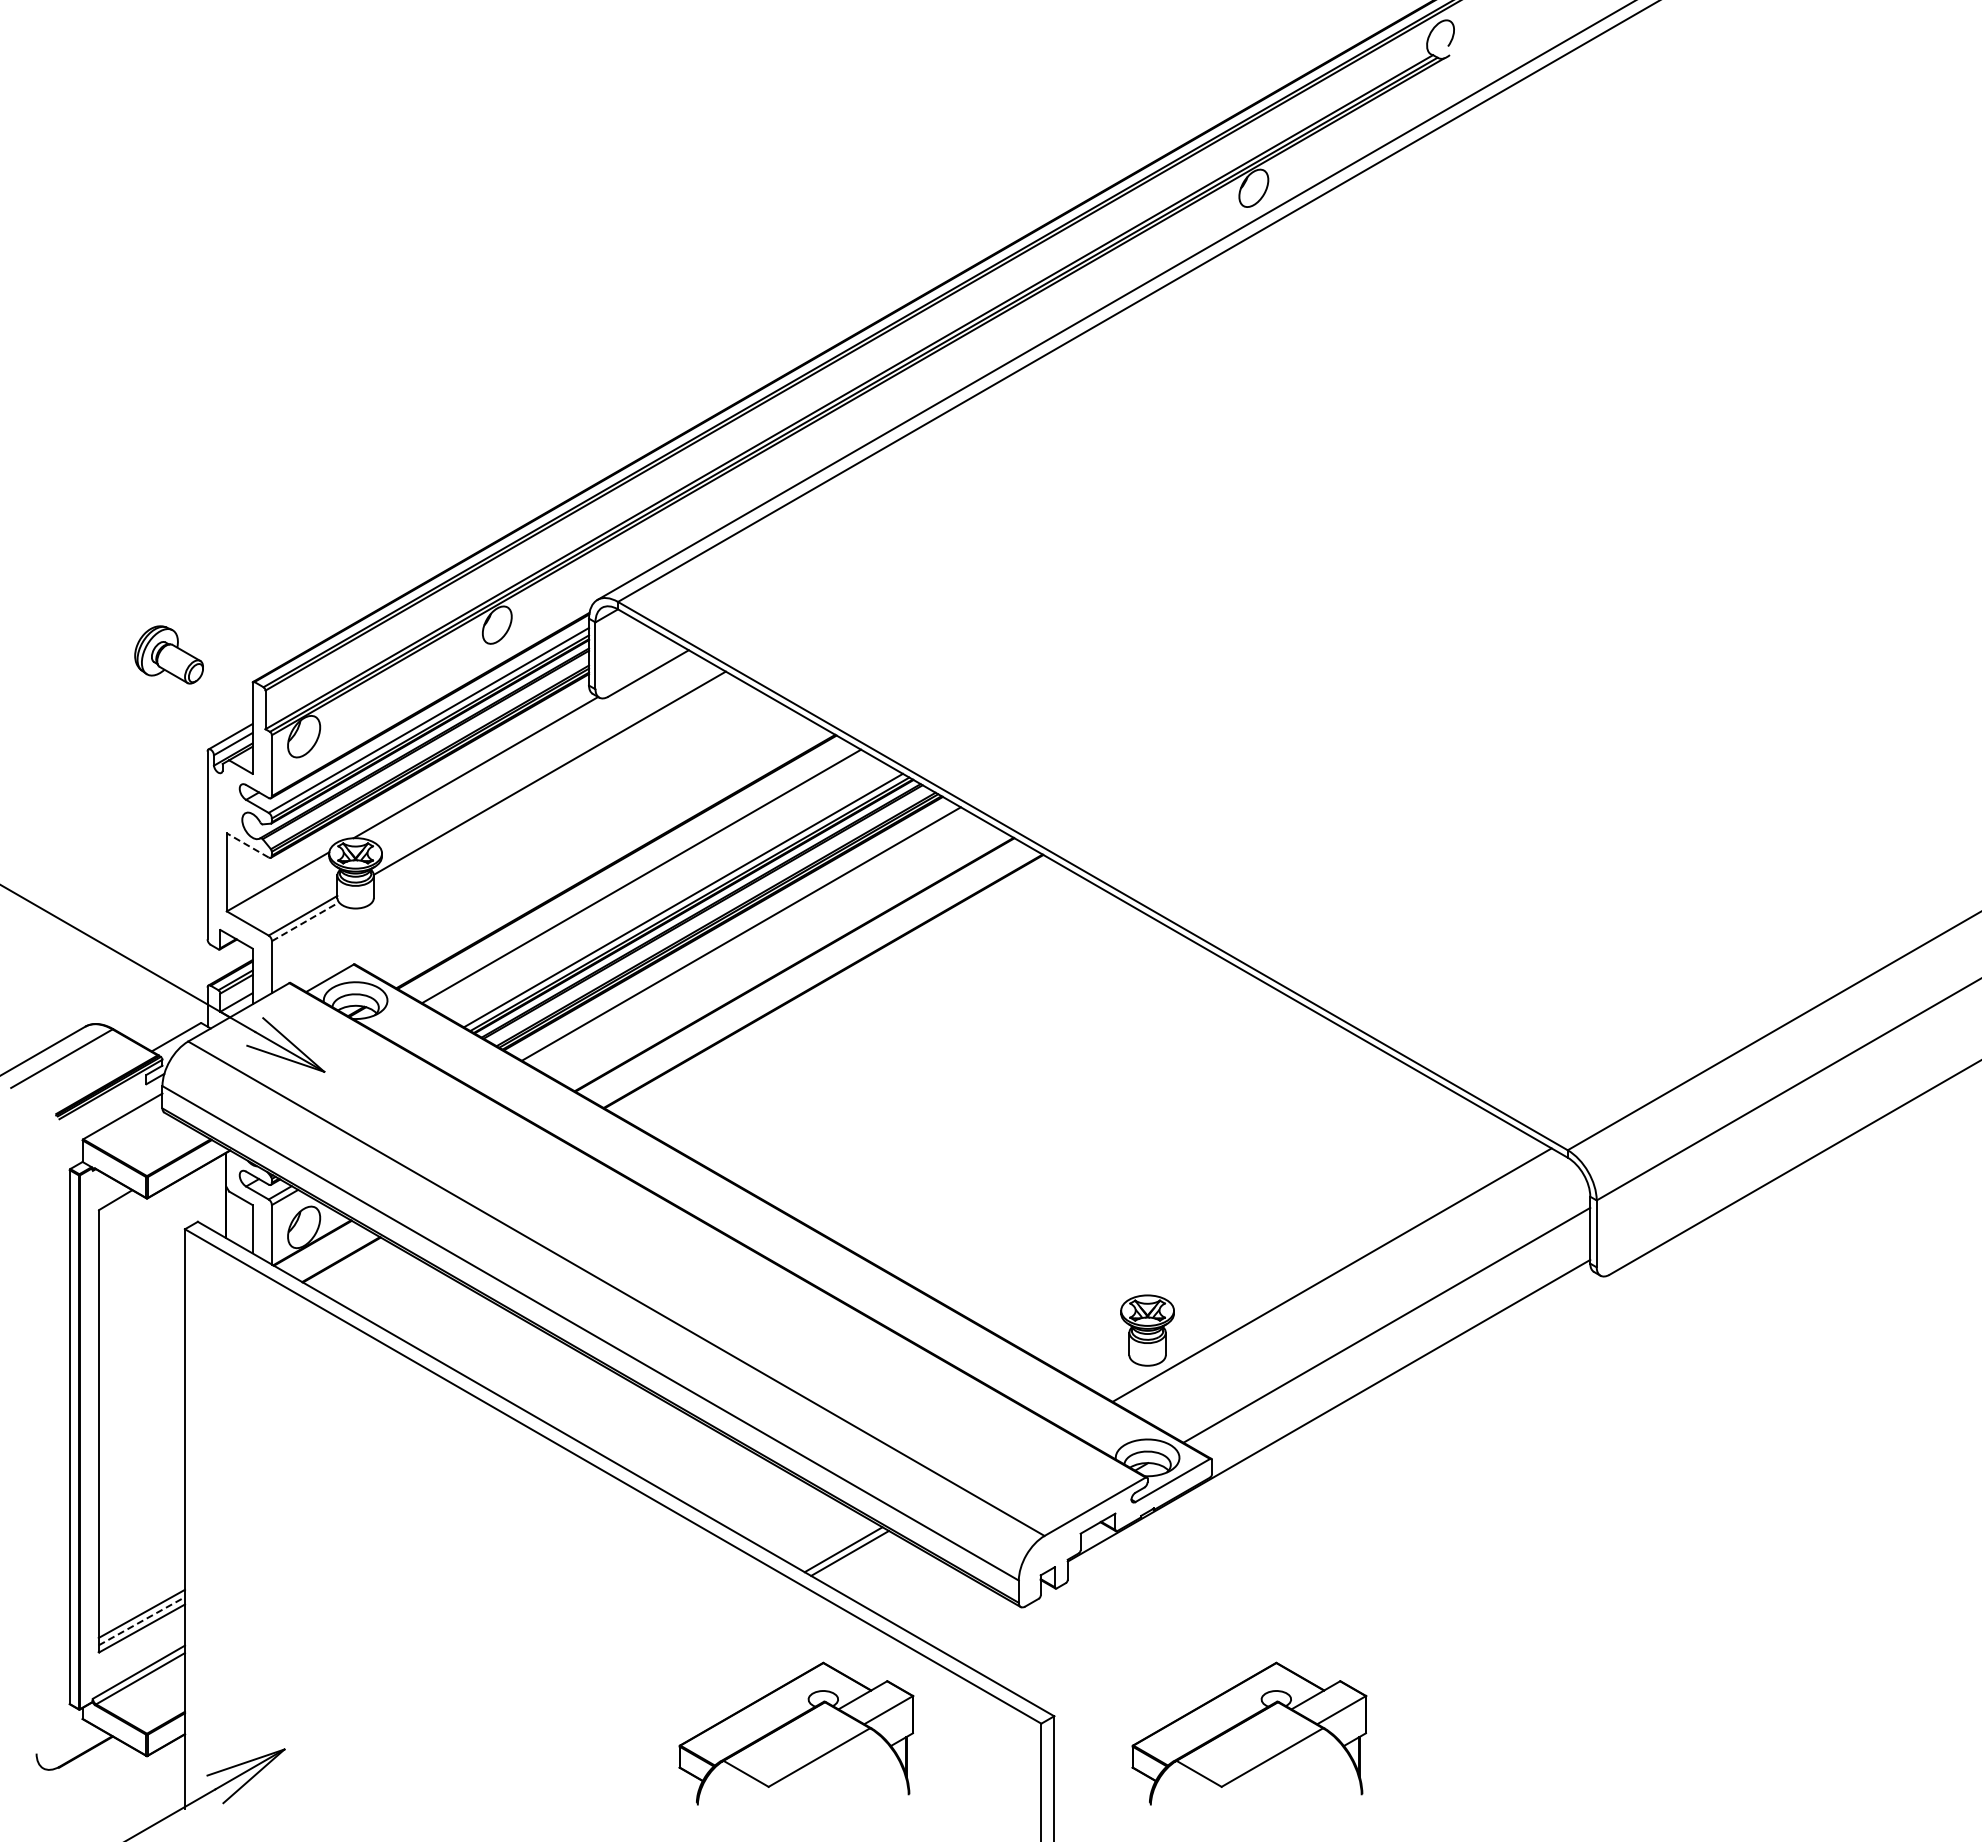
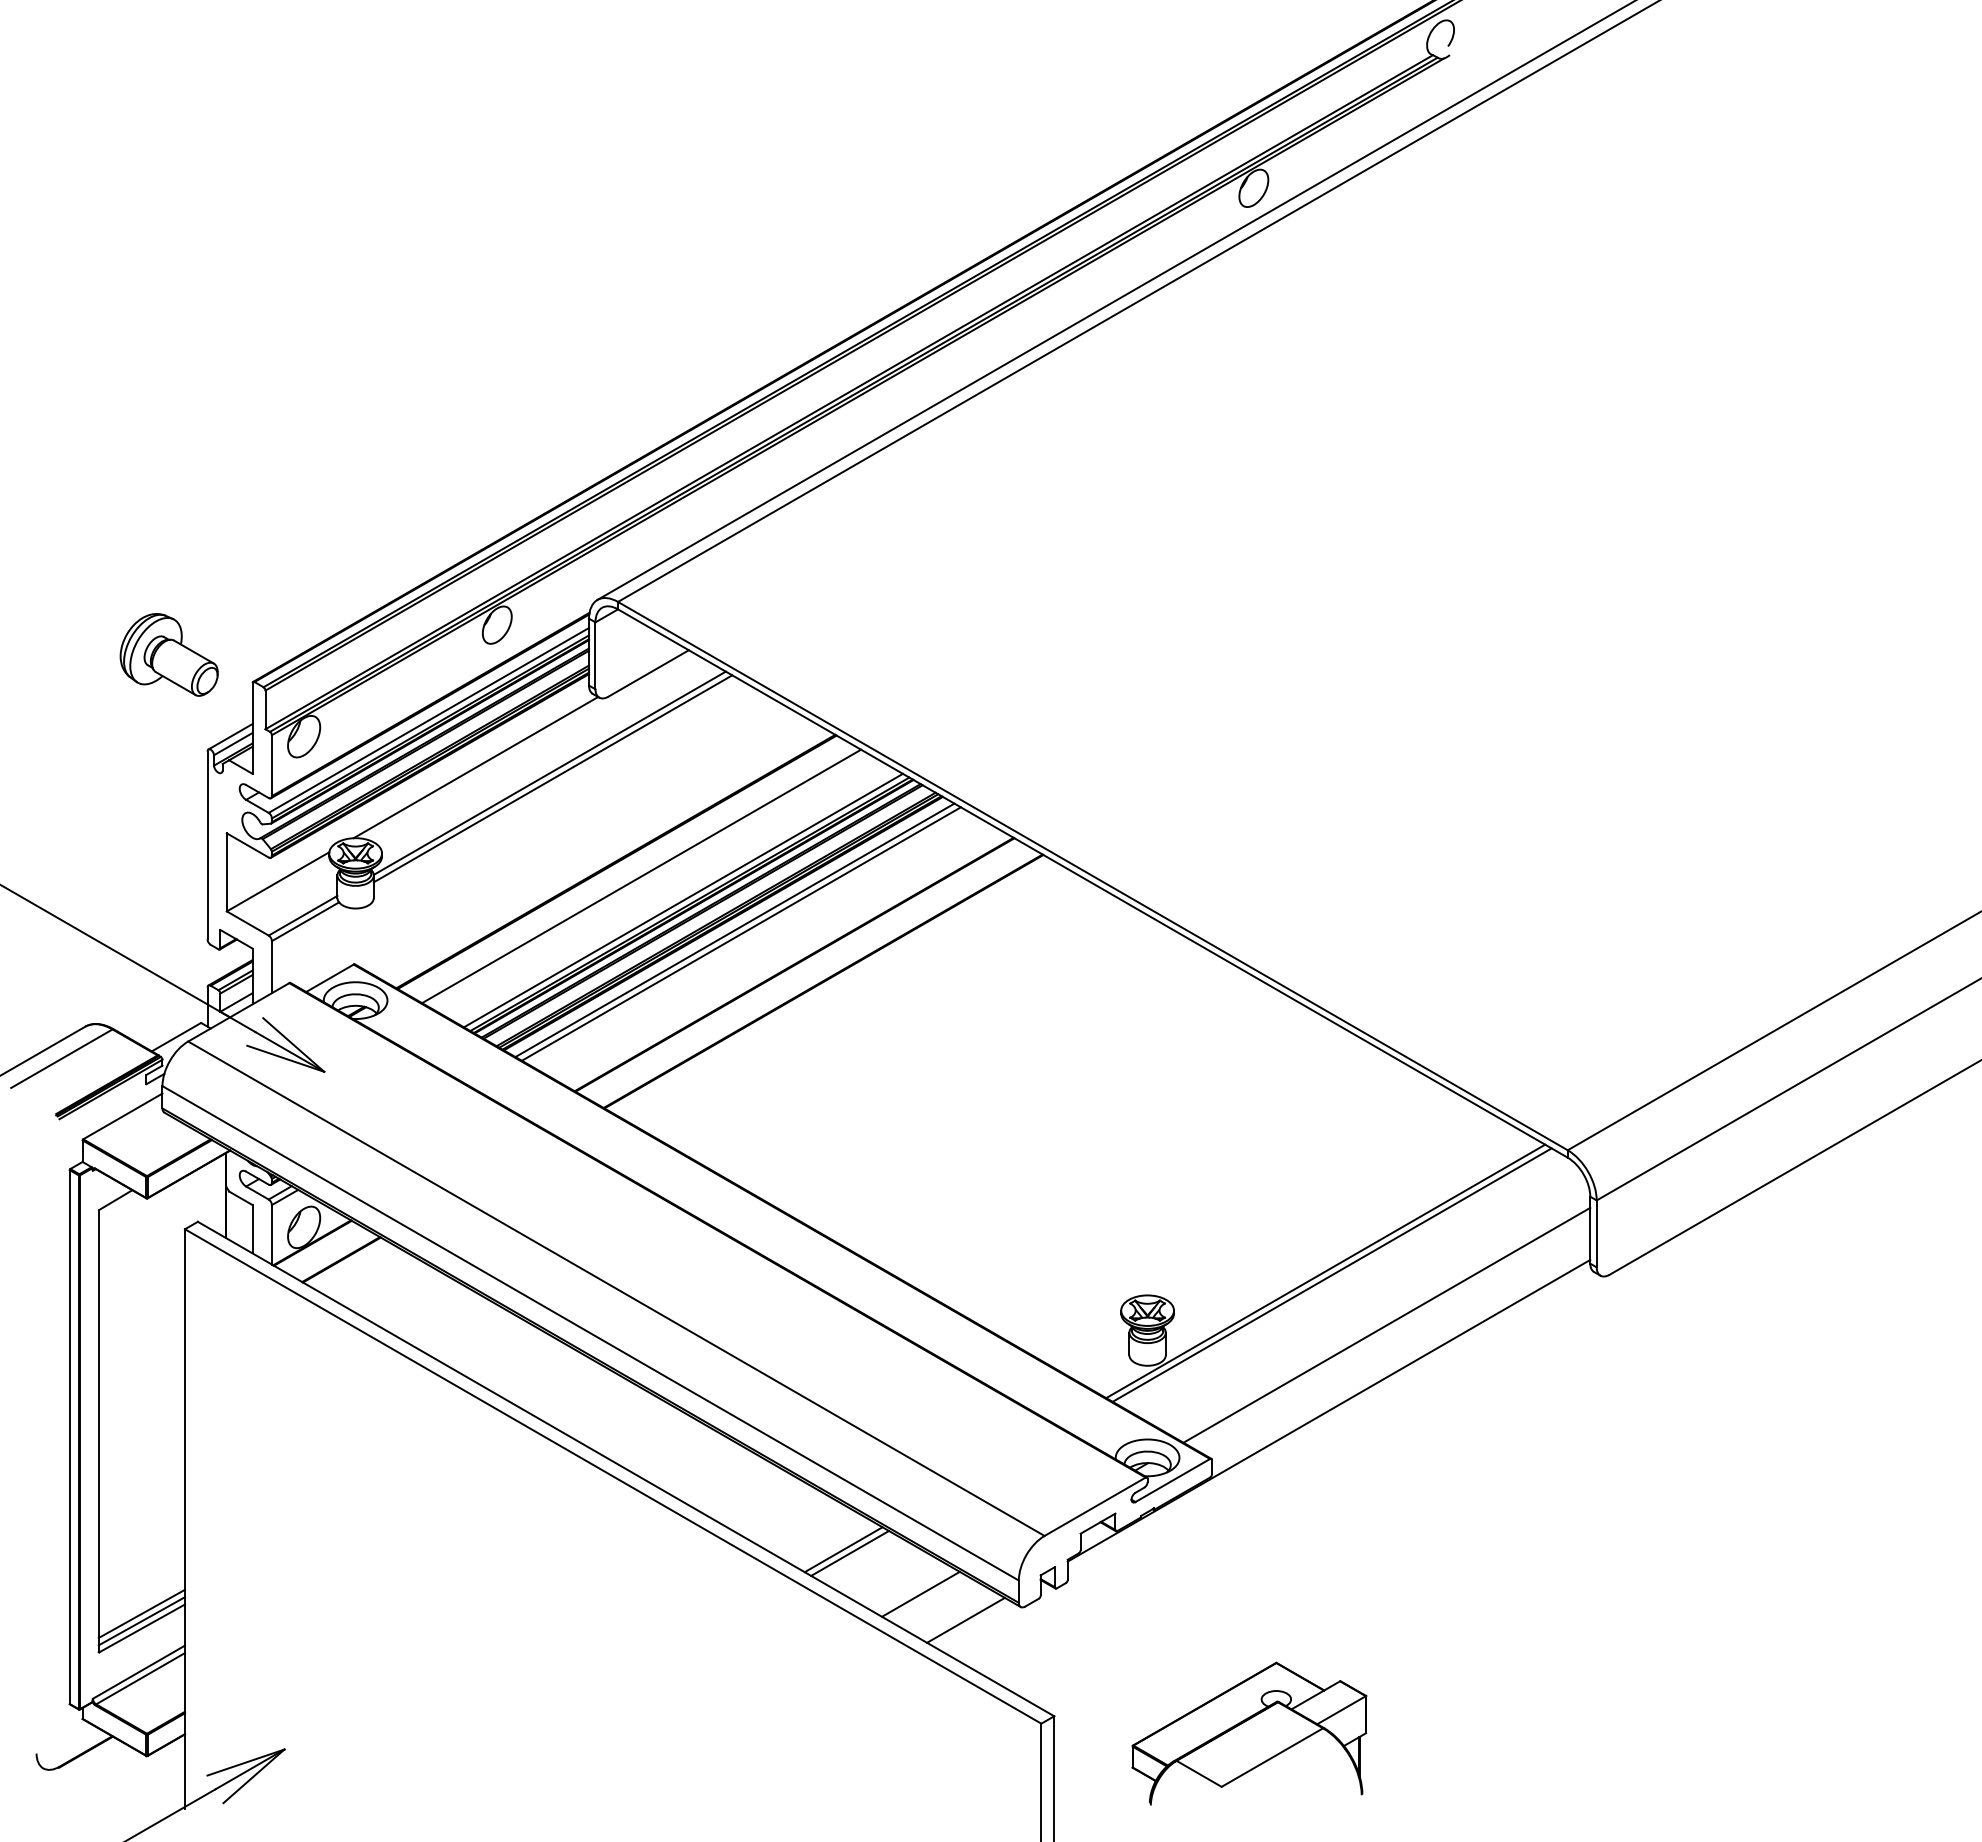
part size: 70x60 px -> 100x84 px (168, 654)
line: none -> present (552, 778)
line: dashed -> solid (247, 845)
line: dashed -> solid (305, 921)
line: none -> present (734, 930)
line: none -> present (1325, 1271)
line: none -> present (920, 1593)
line: none -> present (965, 1619)
line: dashed -> solid (142, 1621)
part: present -> none (796, 1733)
